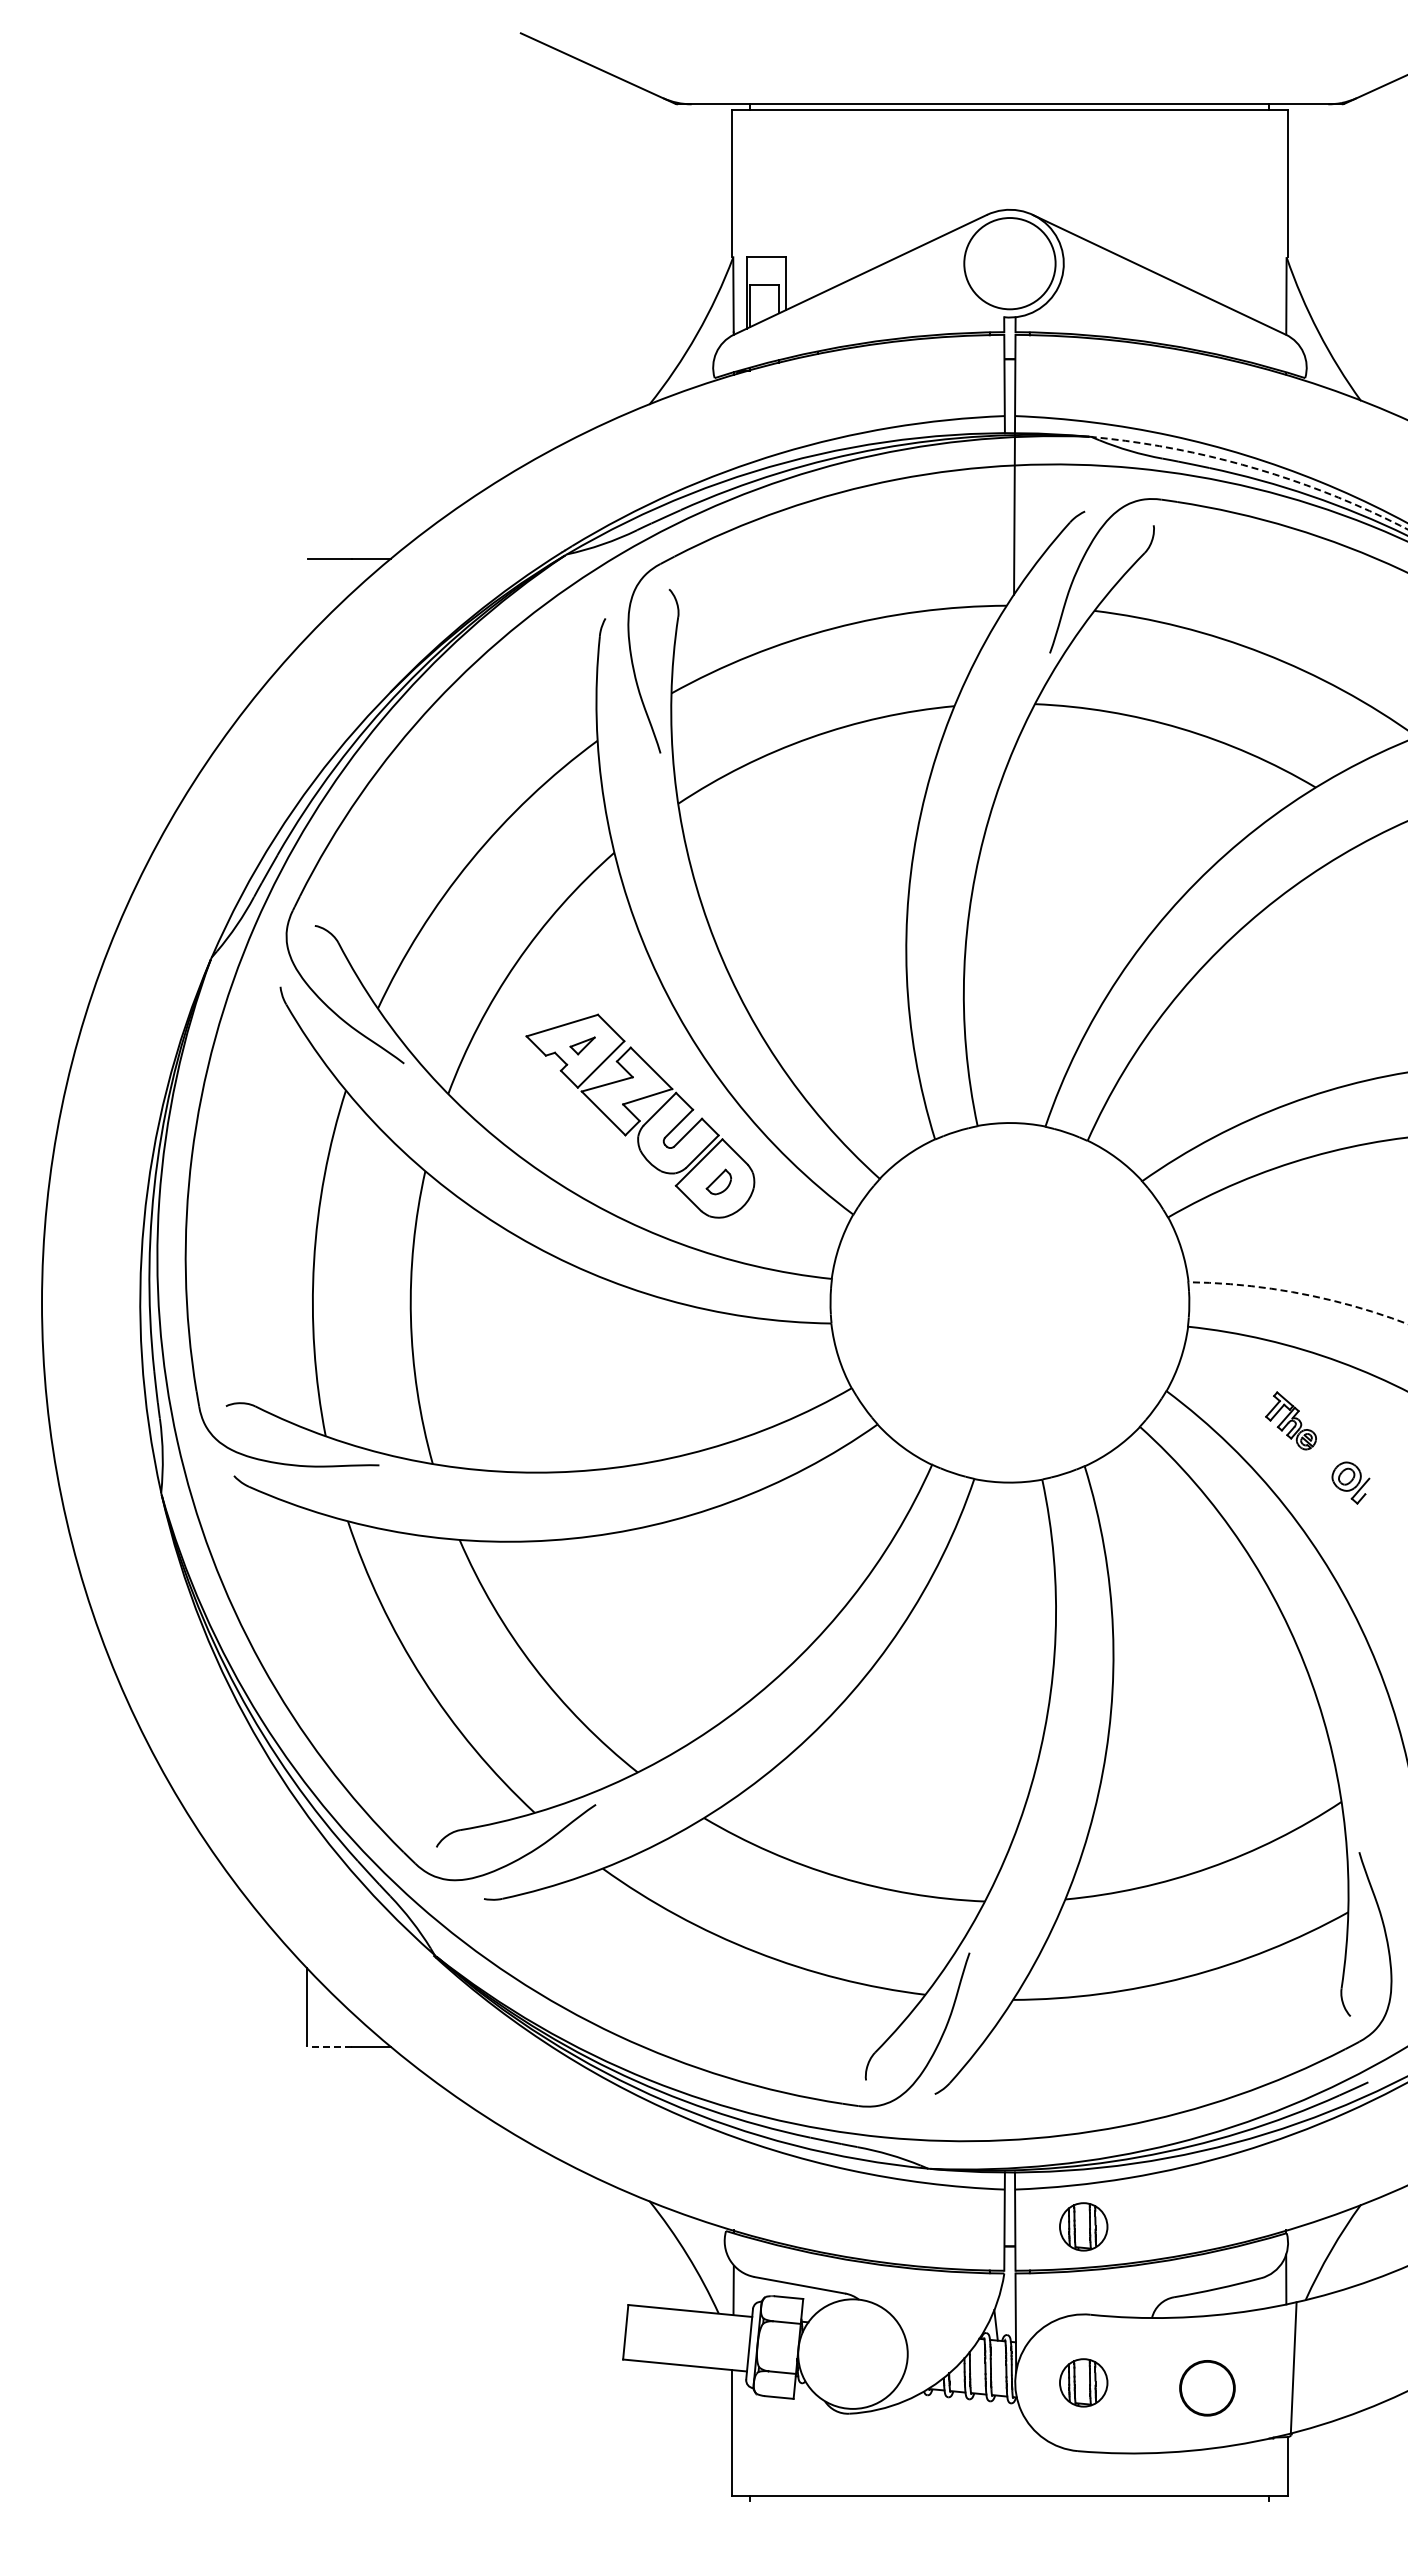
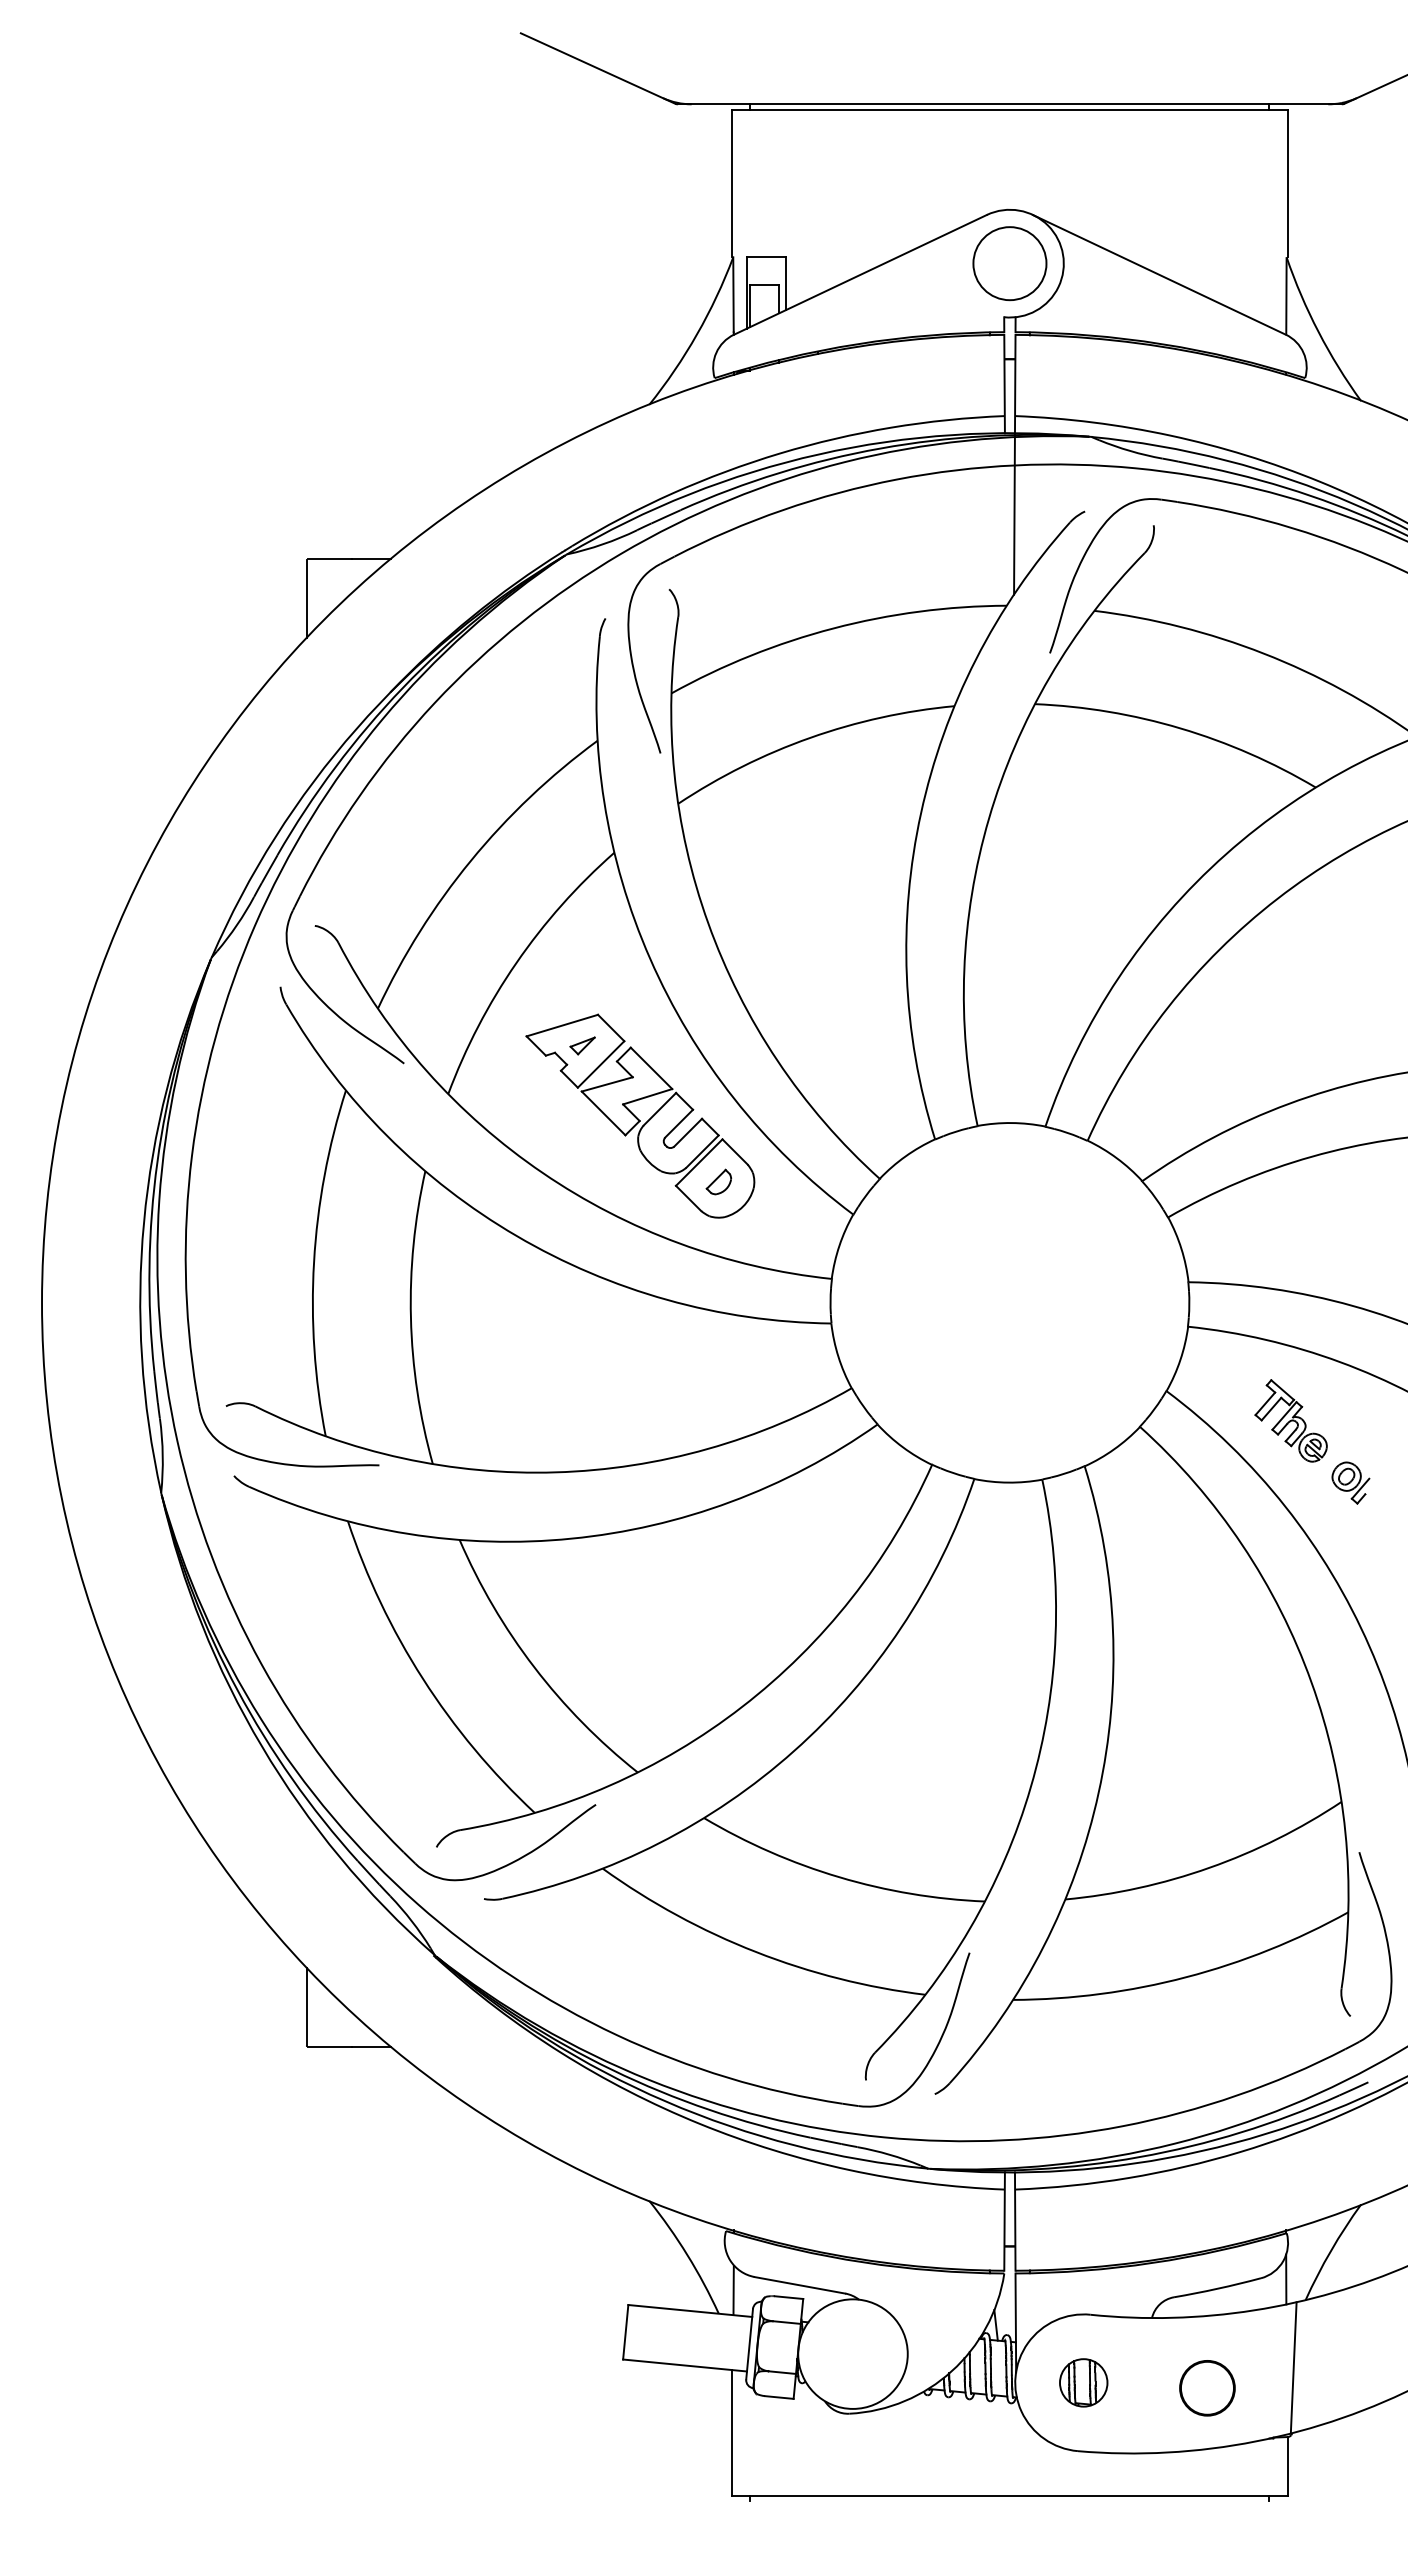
circle diameter: 91 px -> 73 px (1009, 263)
arc: dashed -> solid (1250, 467)
line: none -> present (306, 598)
arc: dashed -> solid (1300, 1293)
part size: 52x60 px -> 74x84 px (1290, 1420)
line: dashed -> solid (329, 2047)
part: present -> none (1083, 2226)
